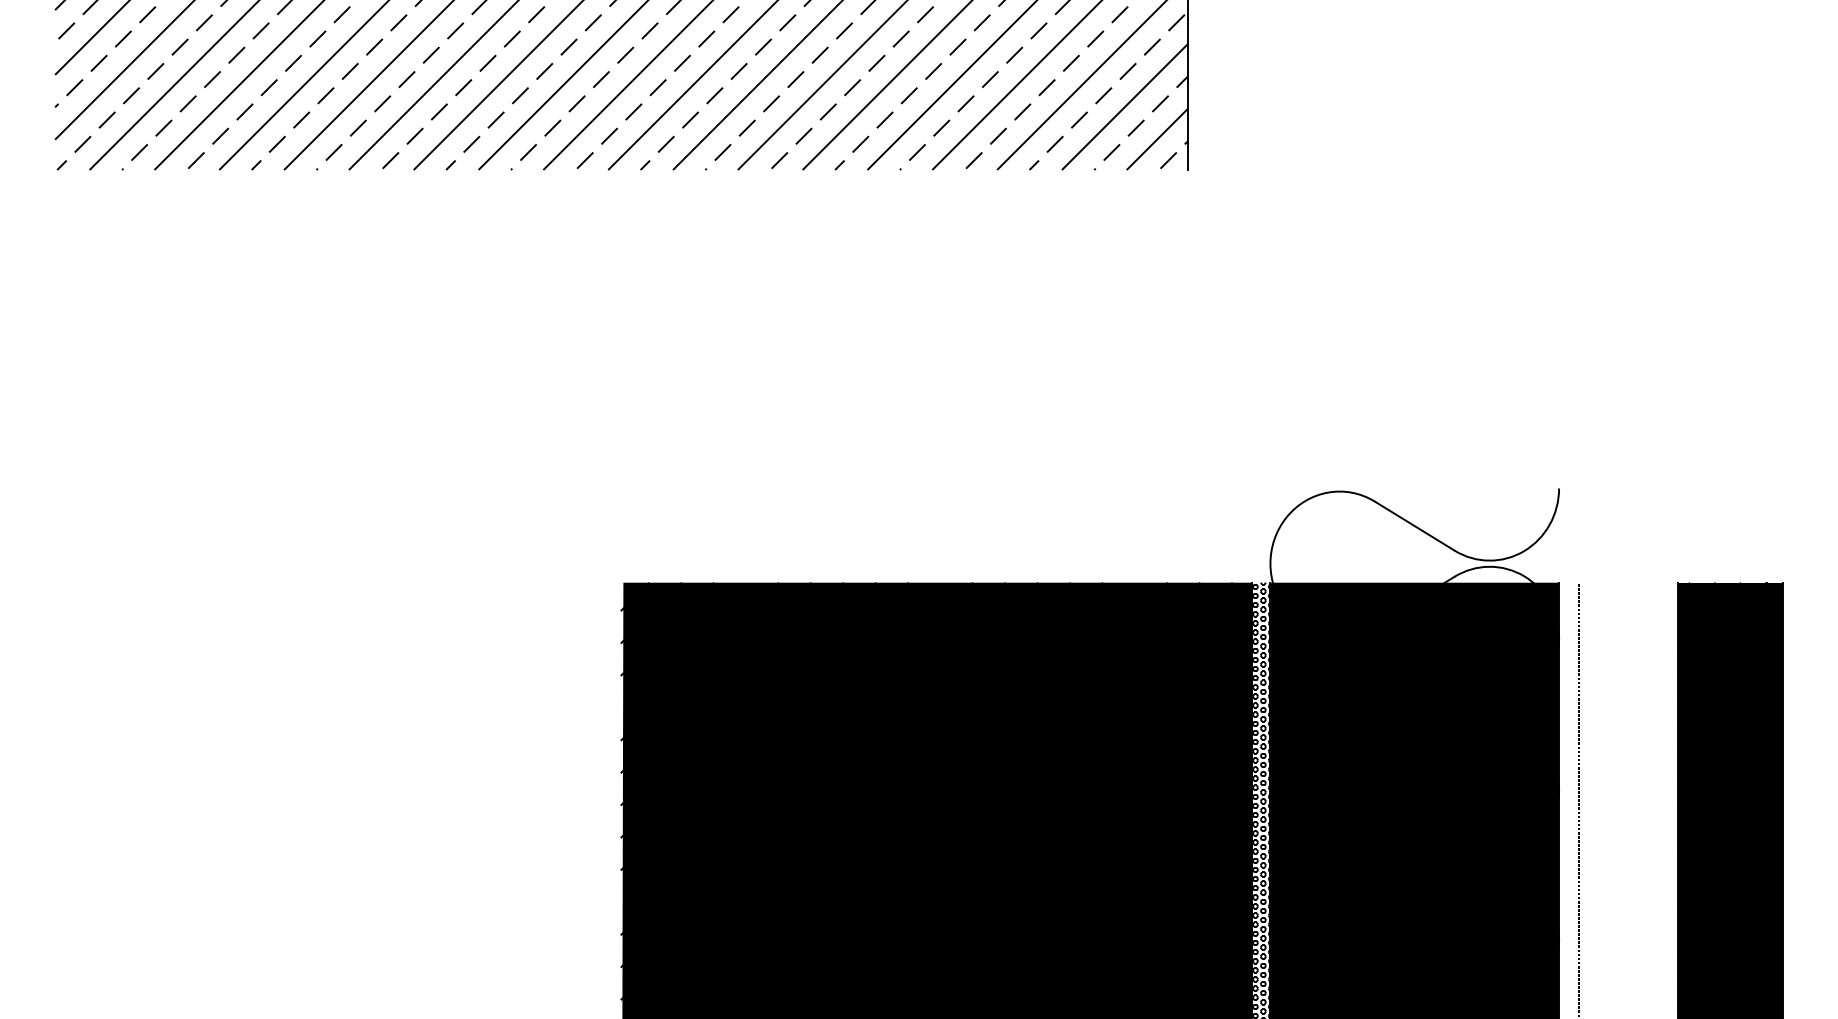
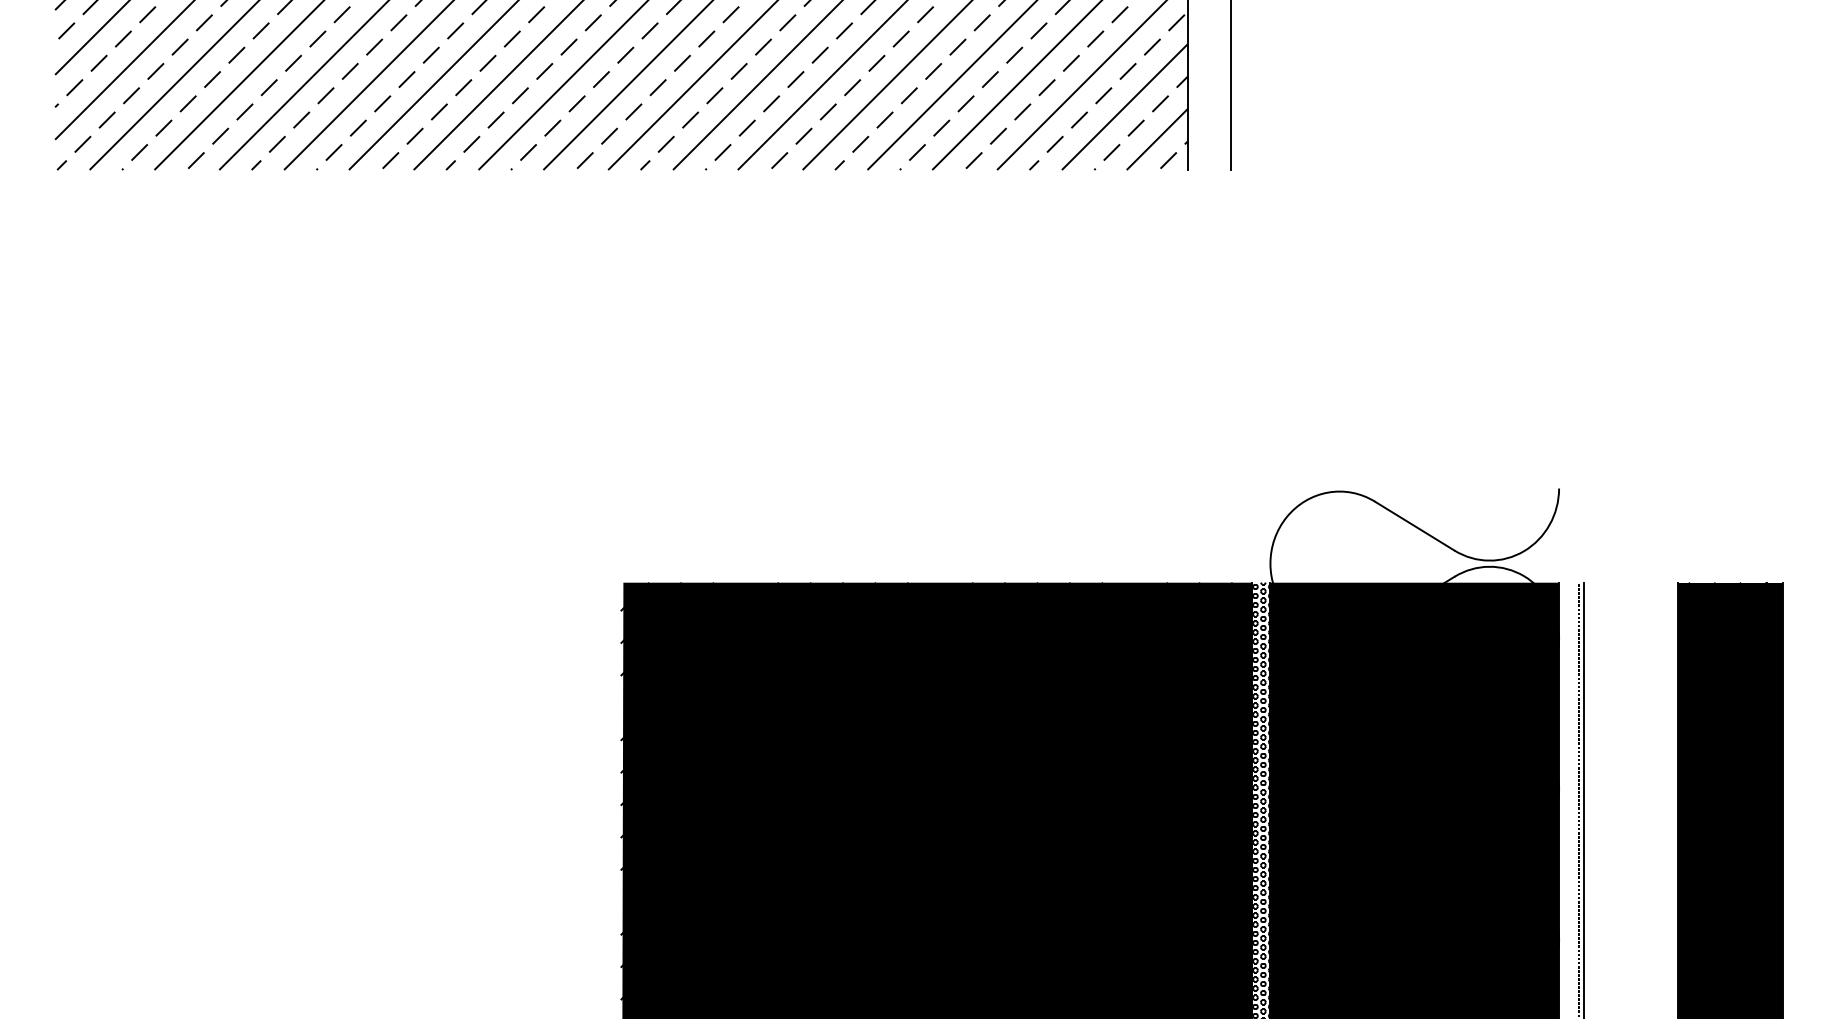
line: none -> present (1231, 86)
line: none -> present (1584, 798)
